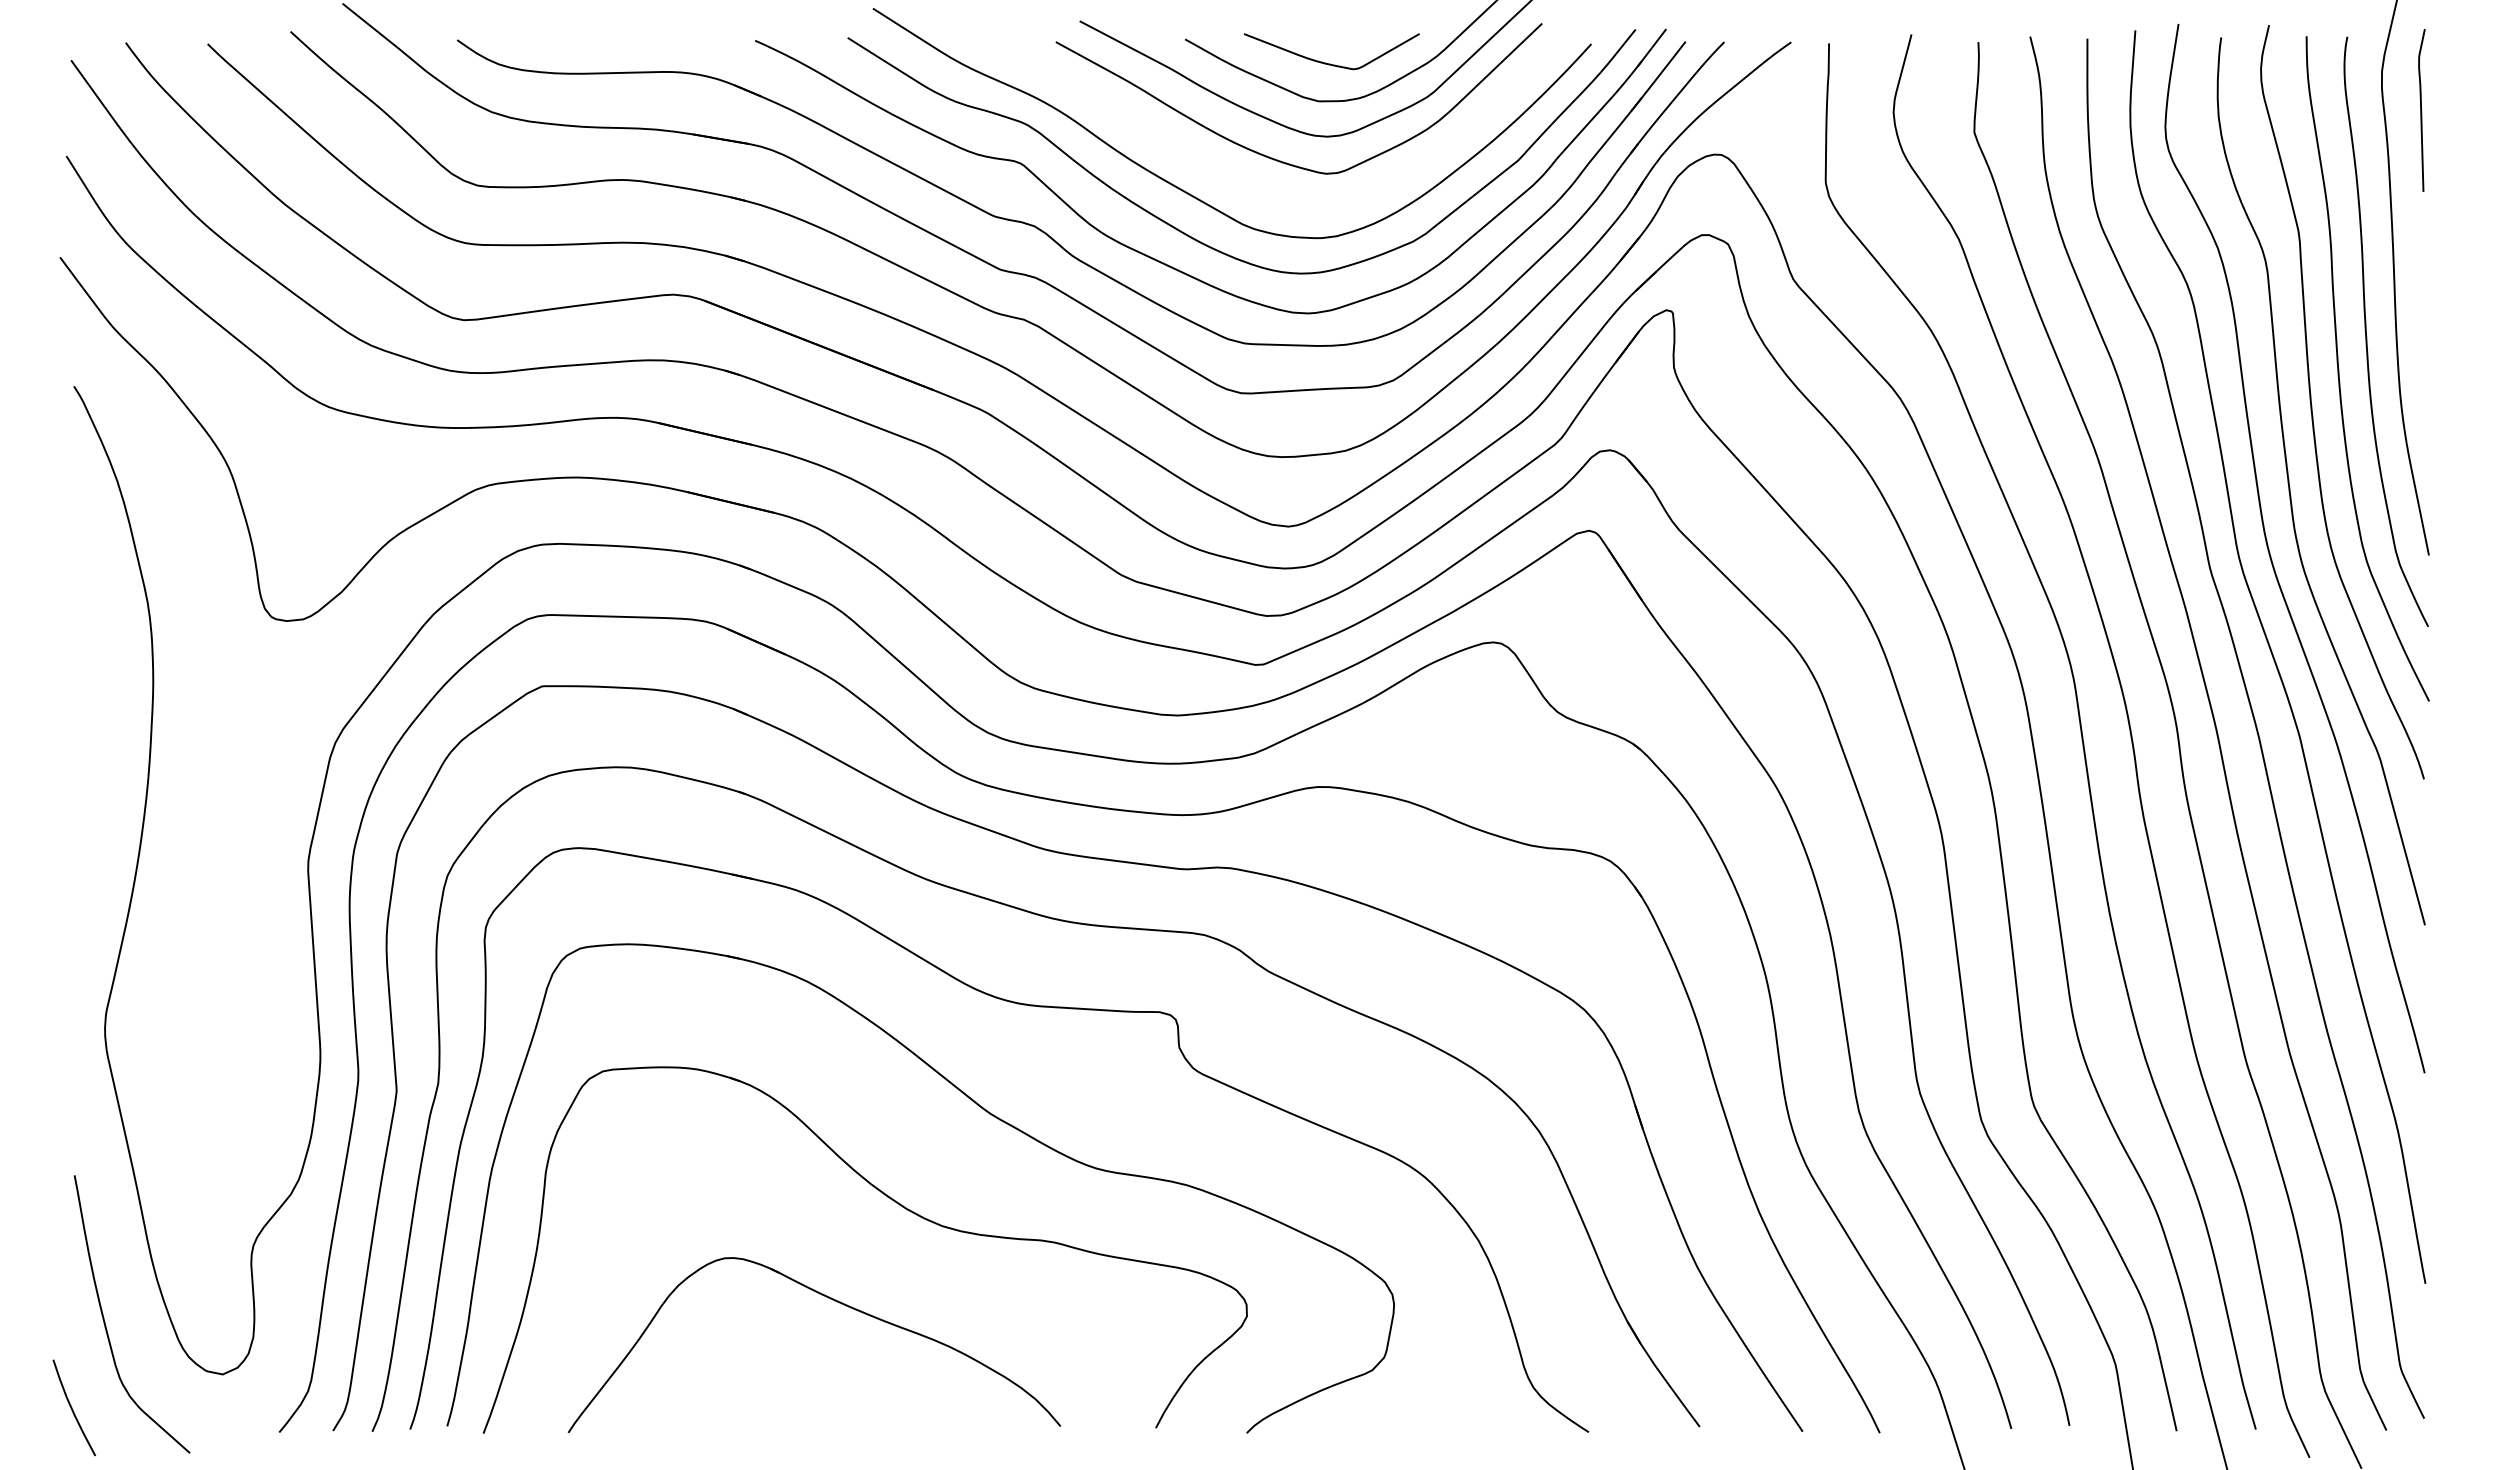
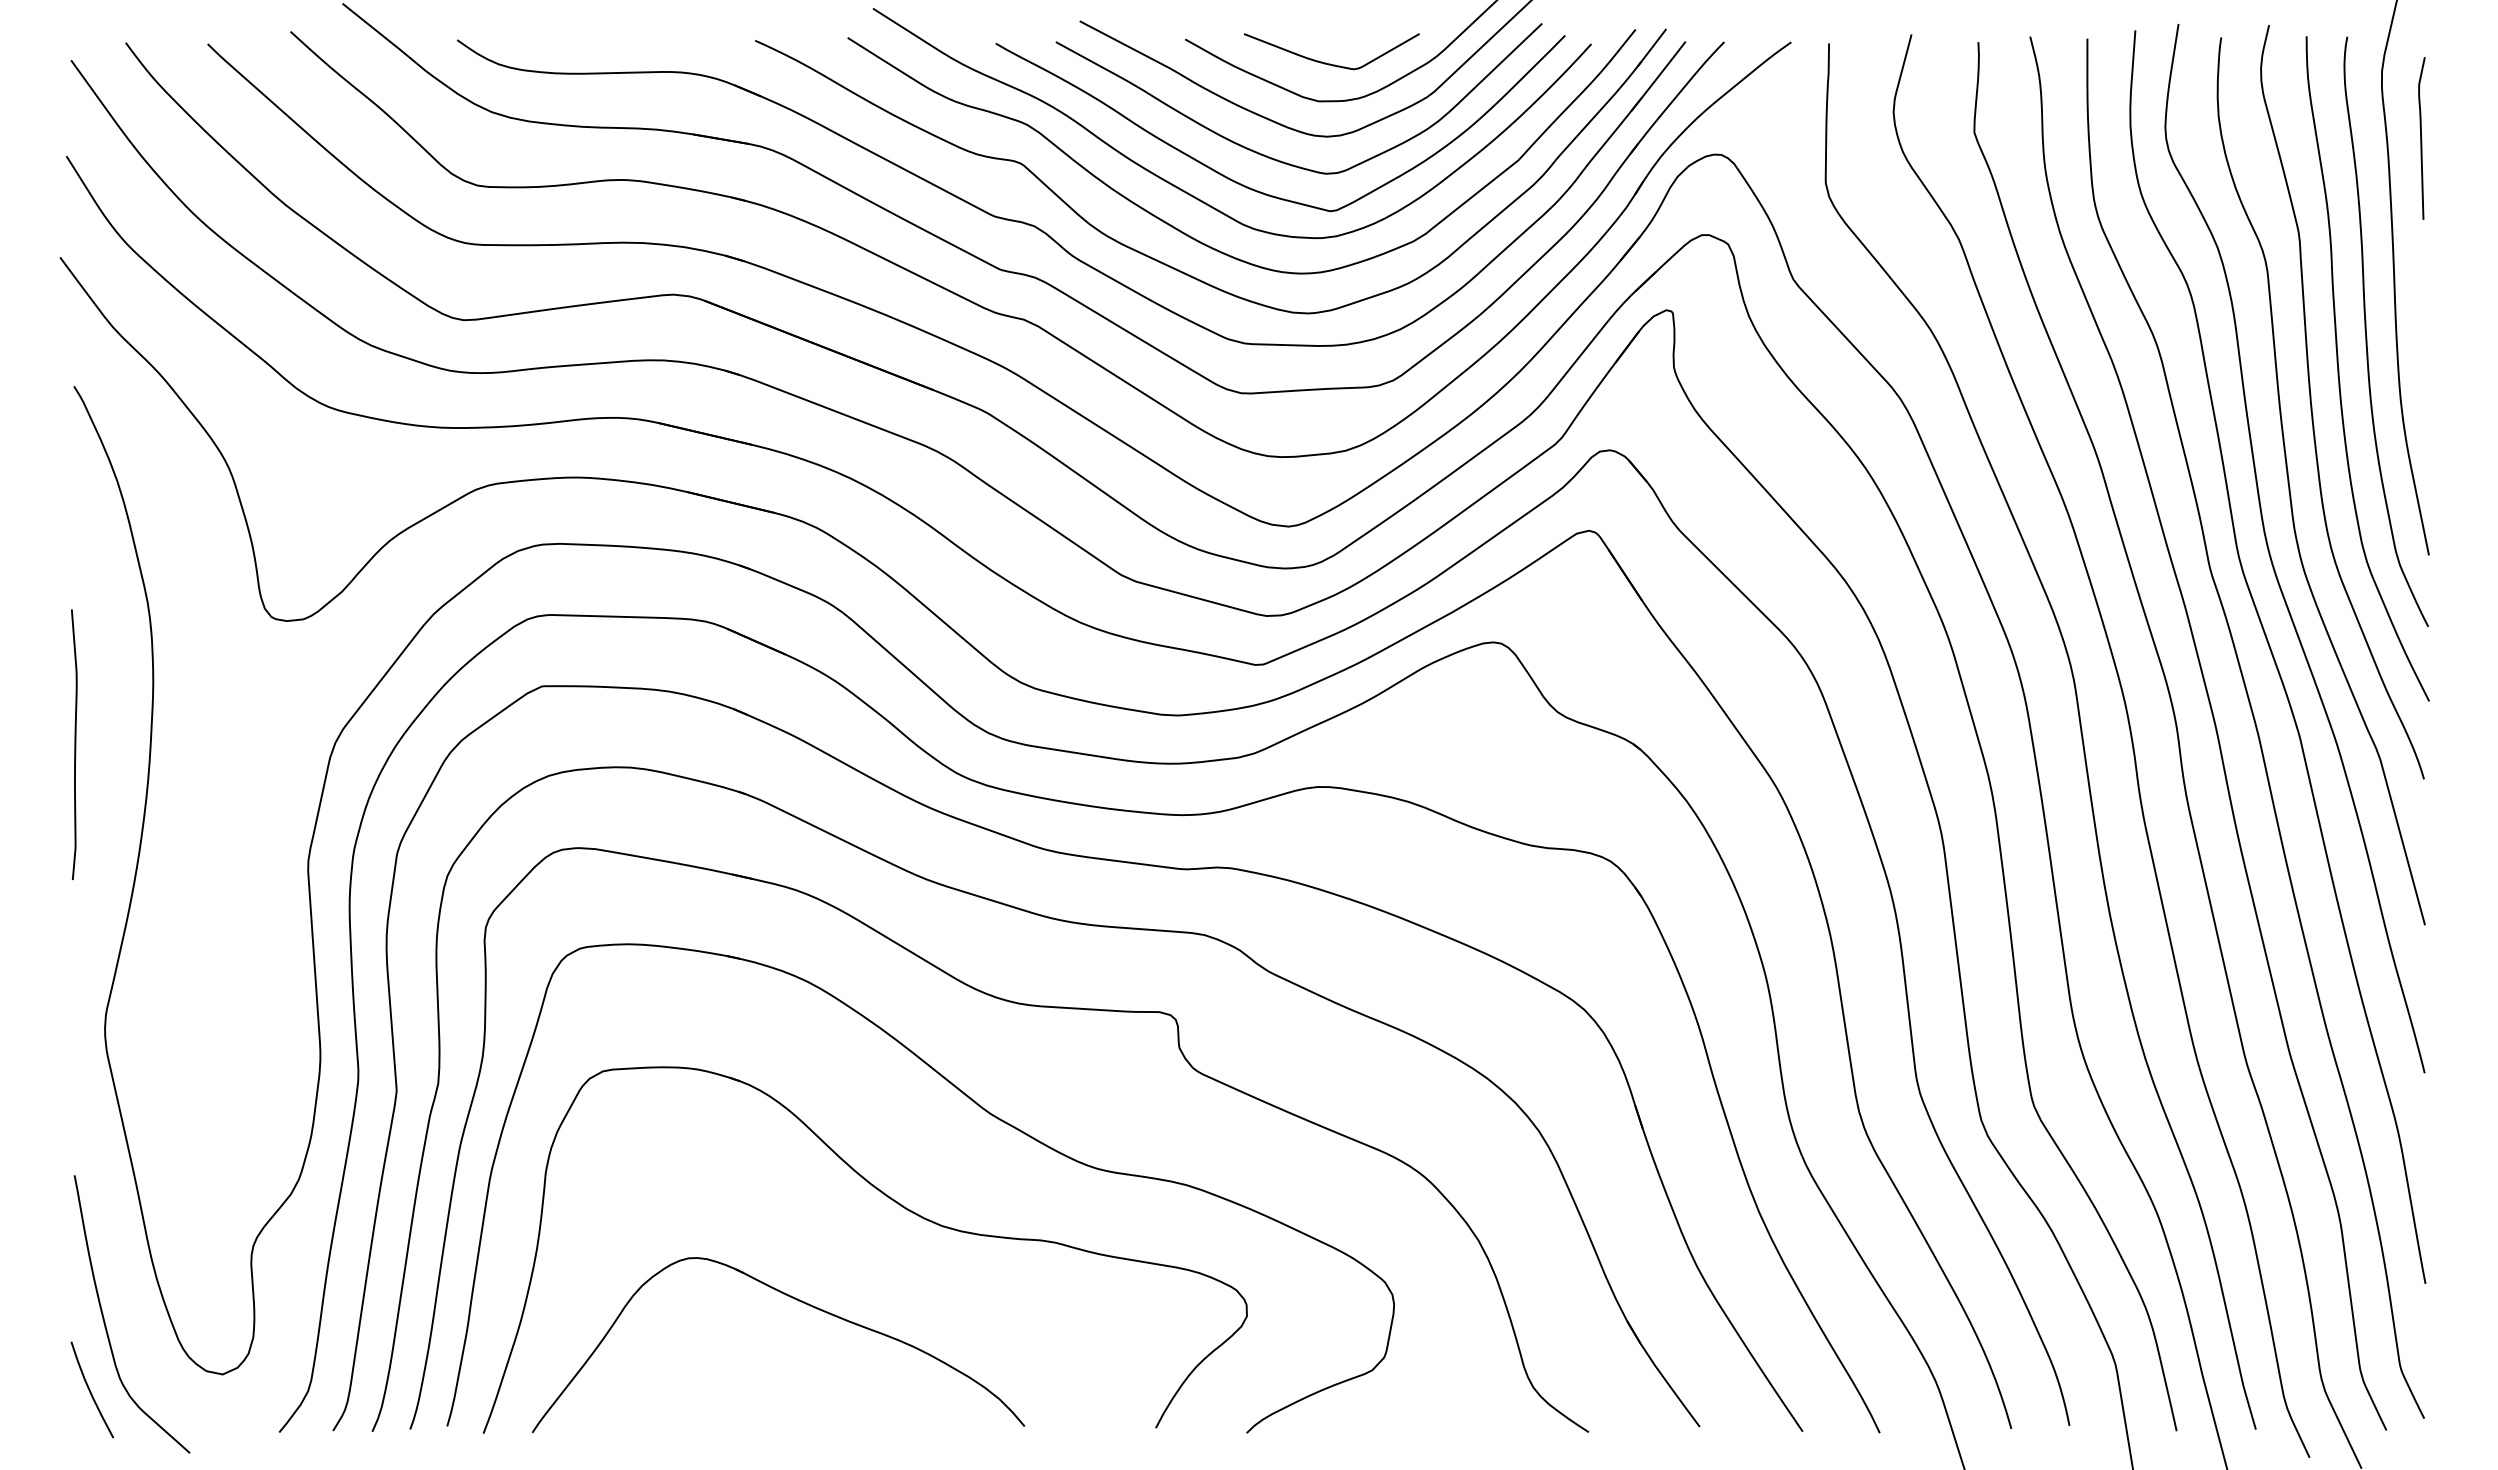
curve position: (2421, 110) -> (2421, 138) (2421, 138)
curve: none -> present (1258, 190)
curve: none -> present (74, 744)
part position: (834, 1301) -> (798, 1301) (798, 1301)
curve position: (72, 1407) -> (90, 1389) (90, 1389)
